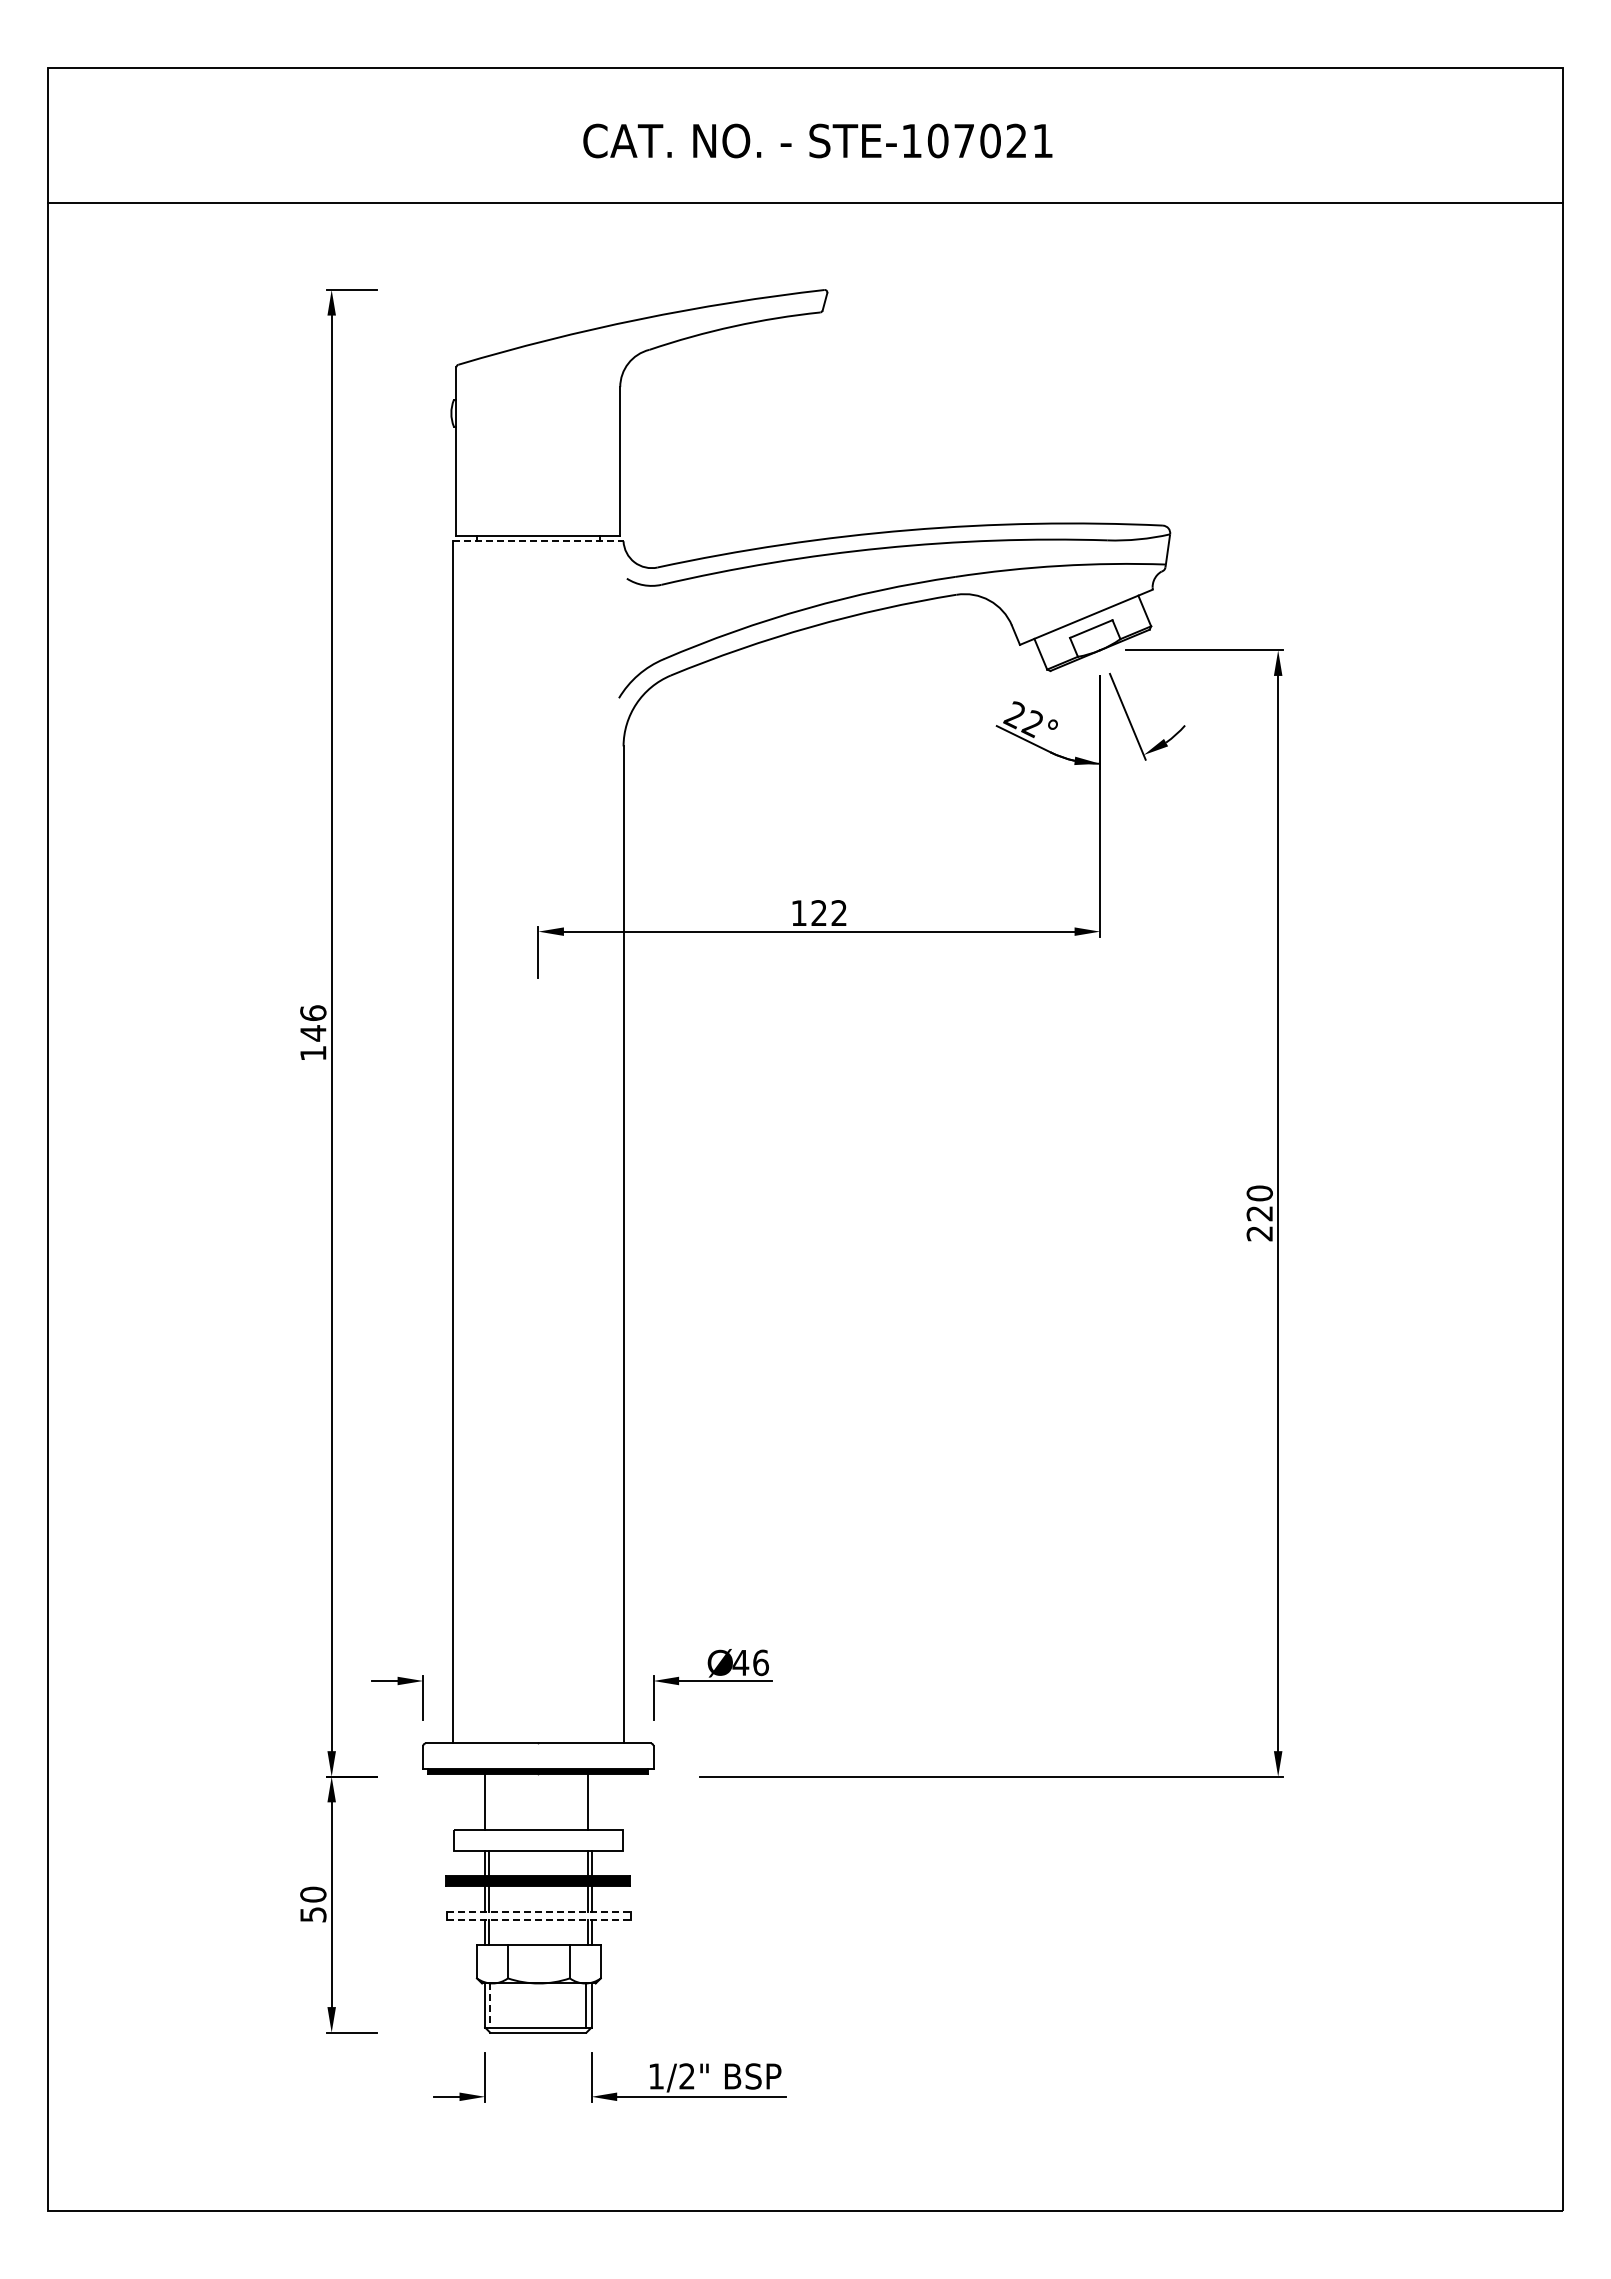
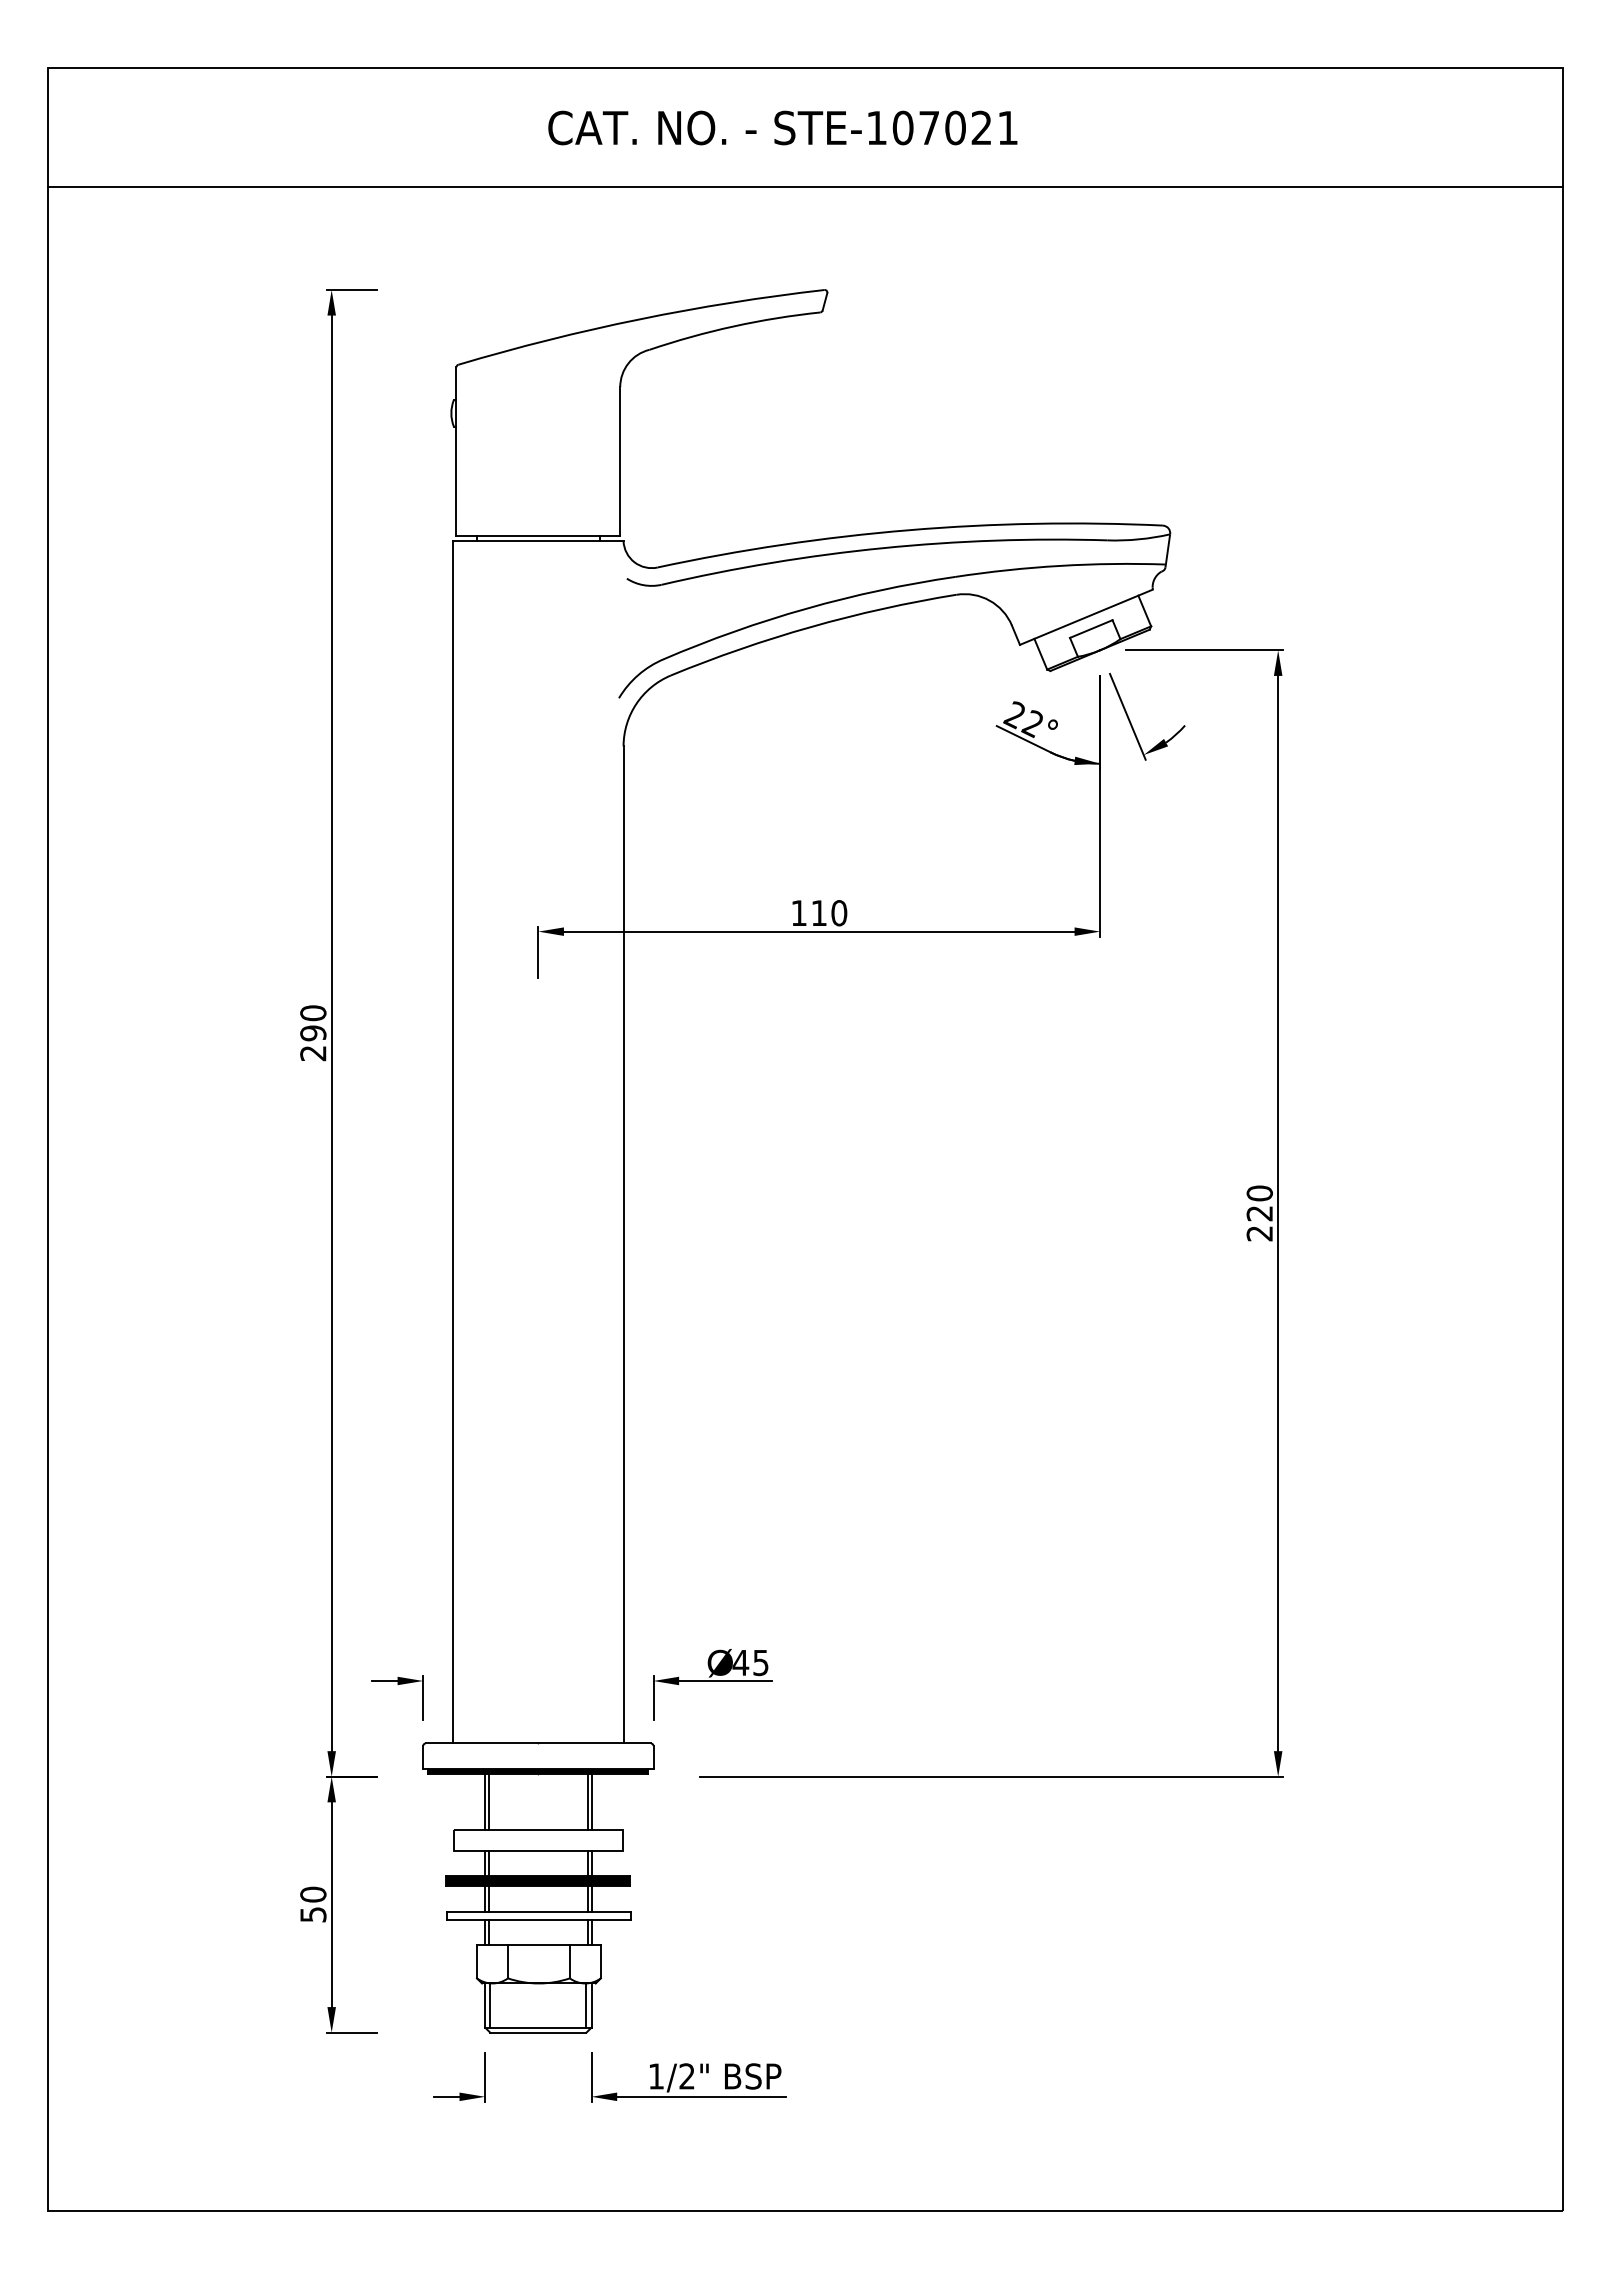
text position: (817, 140) -> (782, 127) (782, 127)
line position: (805, 202) -> (805, 186) (805, 186)
line: dashed -> solid (538, 541)
text: 122 -> 110 (829, 913)
text: 146 -> 290 (313, 1033)
text: 46 -> 45 (761, 1662)
line: none -> present (488, 1802)
line: none -> present (591, 1802)
line: dashed -> solid (539, 1911)
line: dashed -> solid (539, 1919)
line: dashed -> solid (490, 2006)
